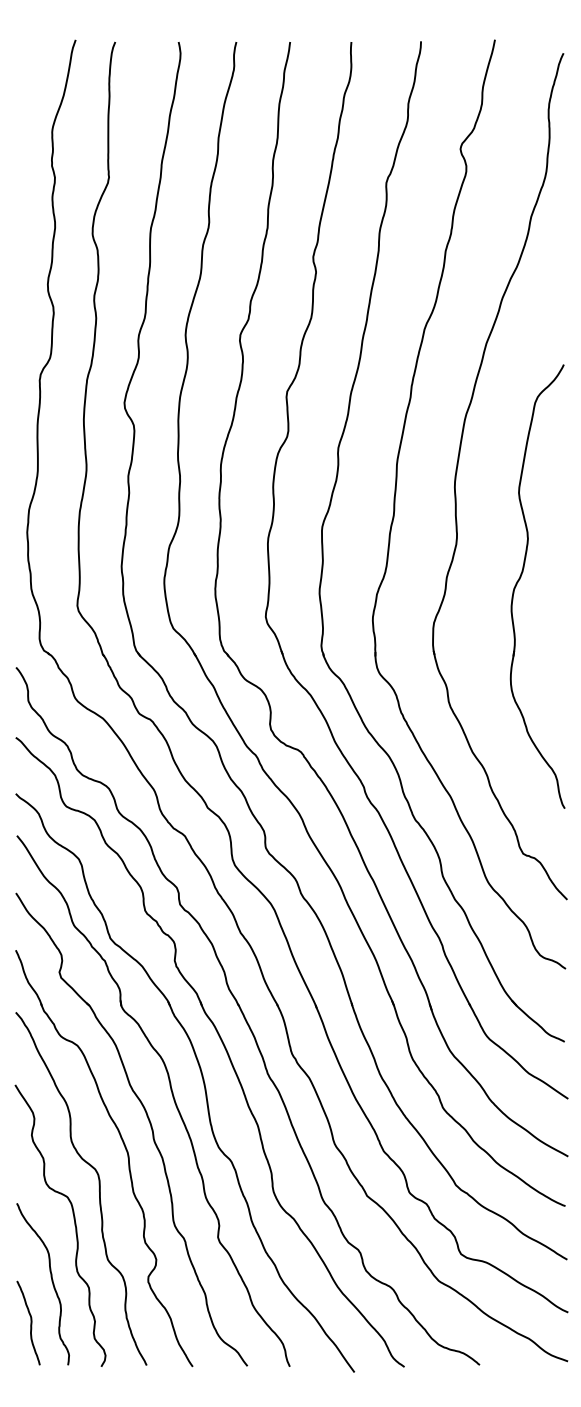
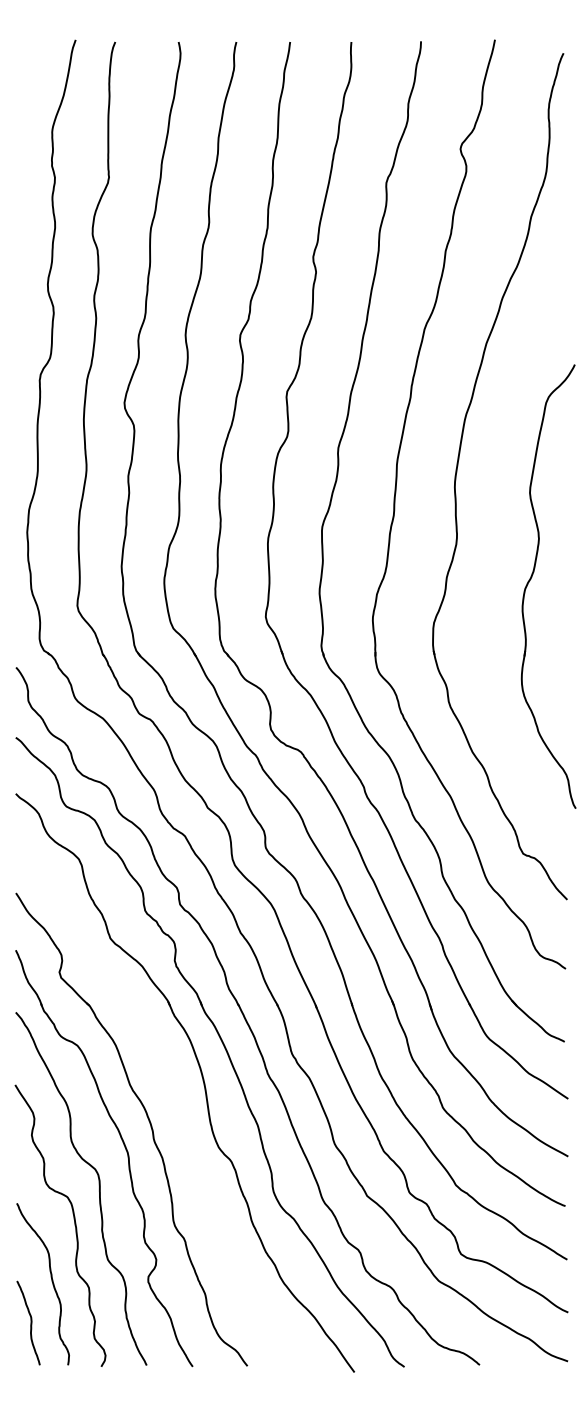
part position: (521, 577) -> (532, 577) (532, 577)
part: present -> none (171, 1094)
